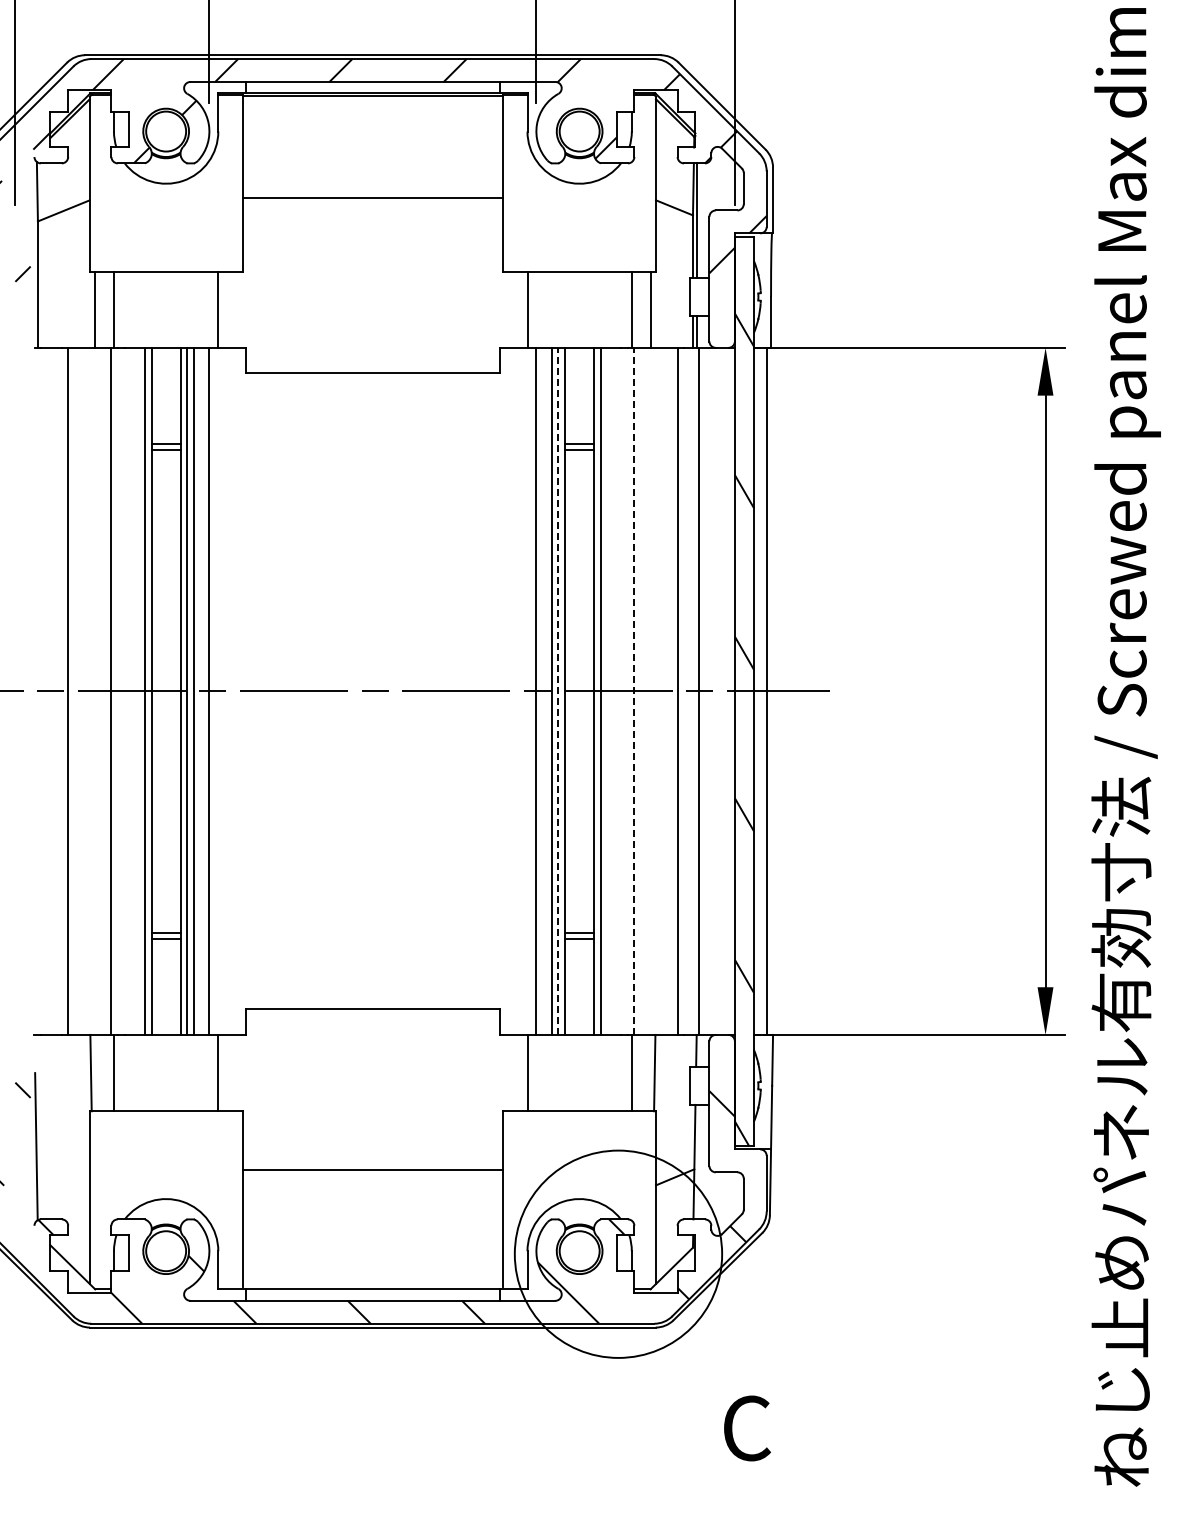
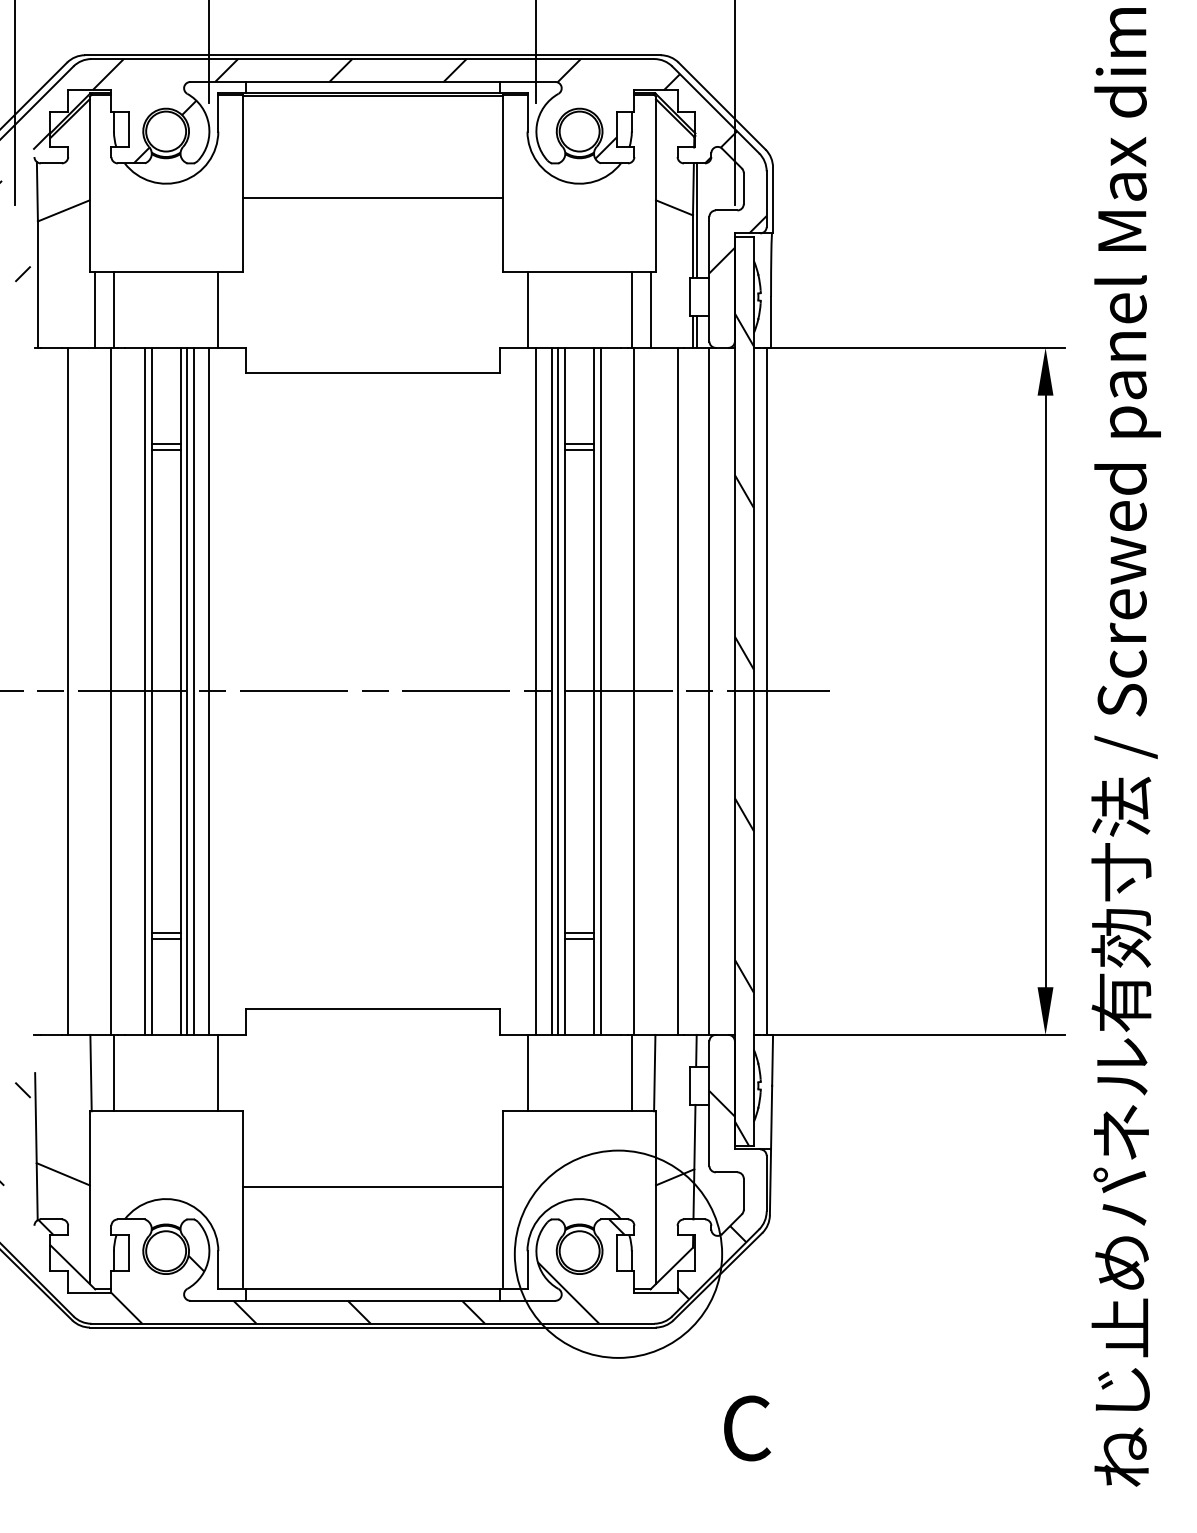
line position: (699, 690) -> (709, 690) (709, 690)
line: dashed -> solid (558, 691)
line: dashed -> solid (634, 691)
line position: (372, 1170) -> (372, 1187) (372, 1187)
line: none -> present (62, 1174)
